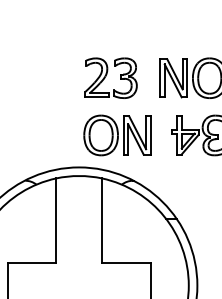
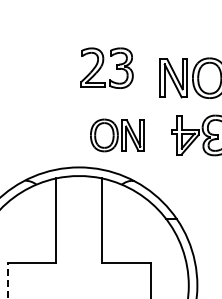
part position: (110, 77) -> (106, 67) (106, 67)
part size: 69x43 px -> 55x35 px (117, 135)
line: solid -> dashed (7, 280)
